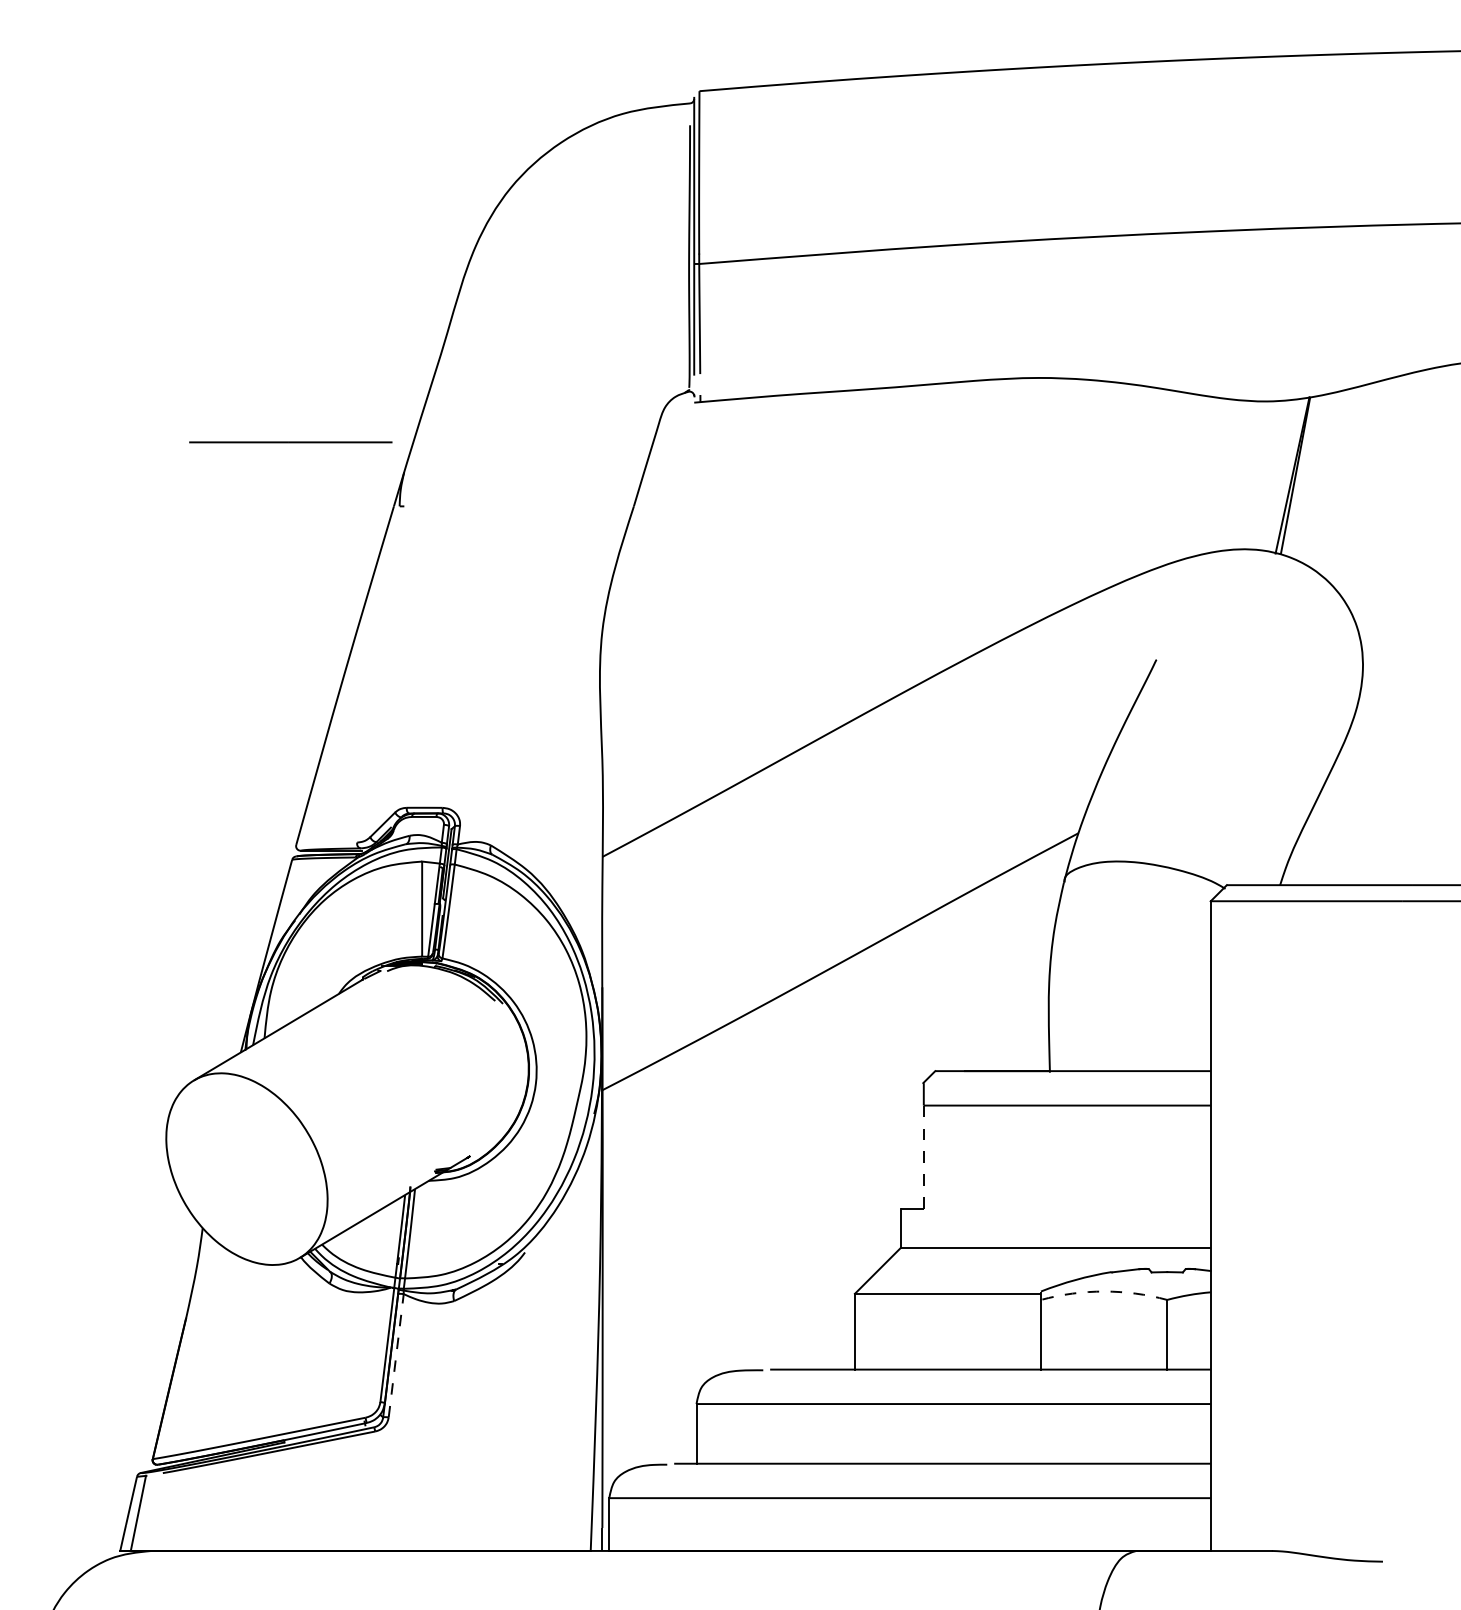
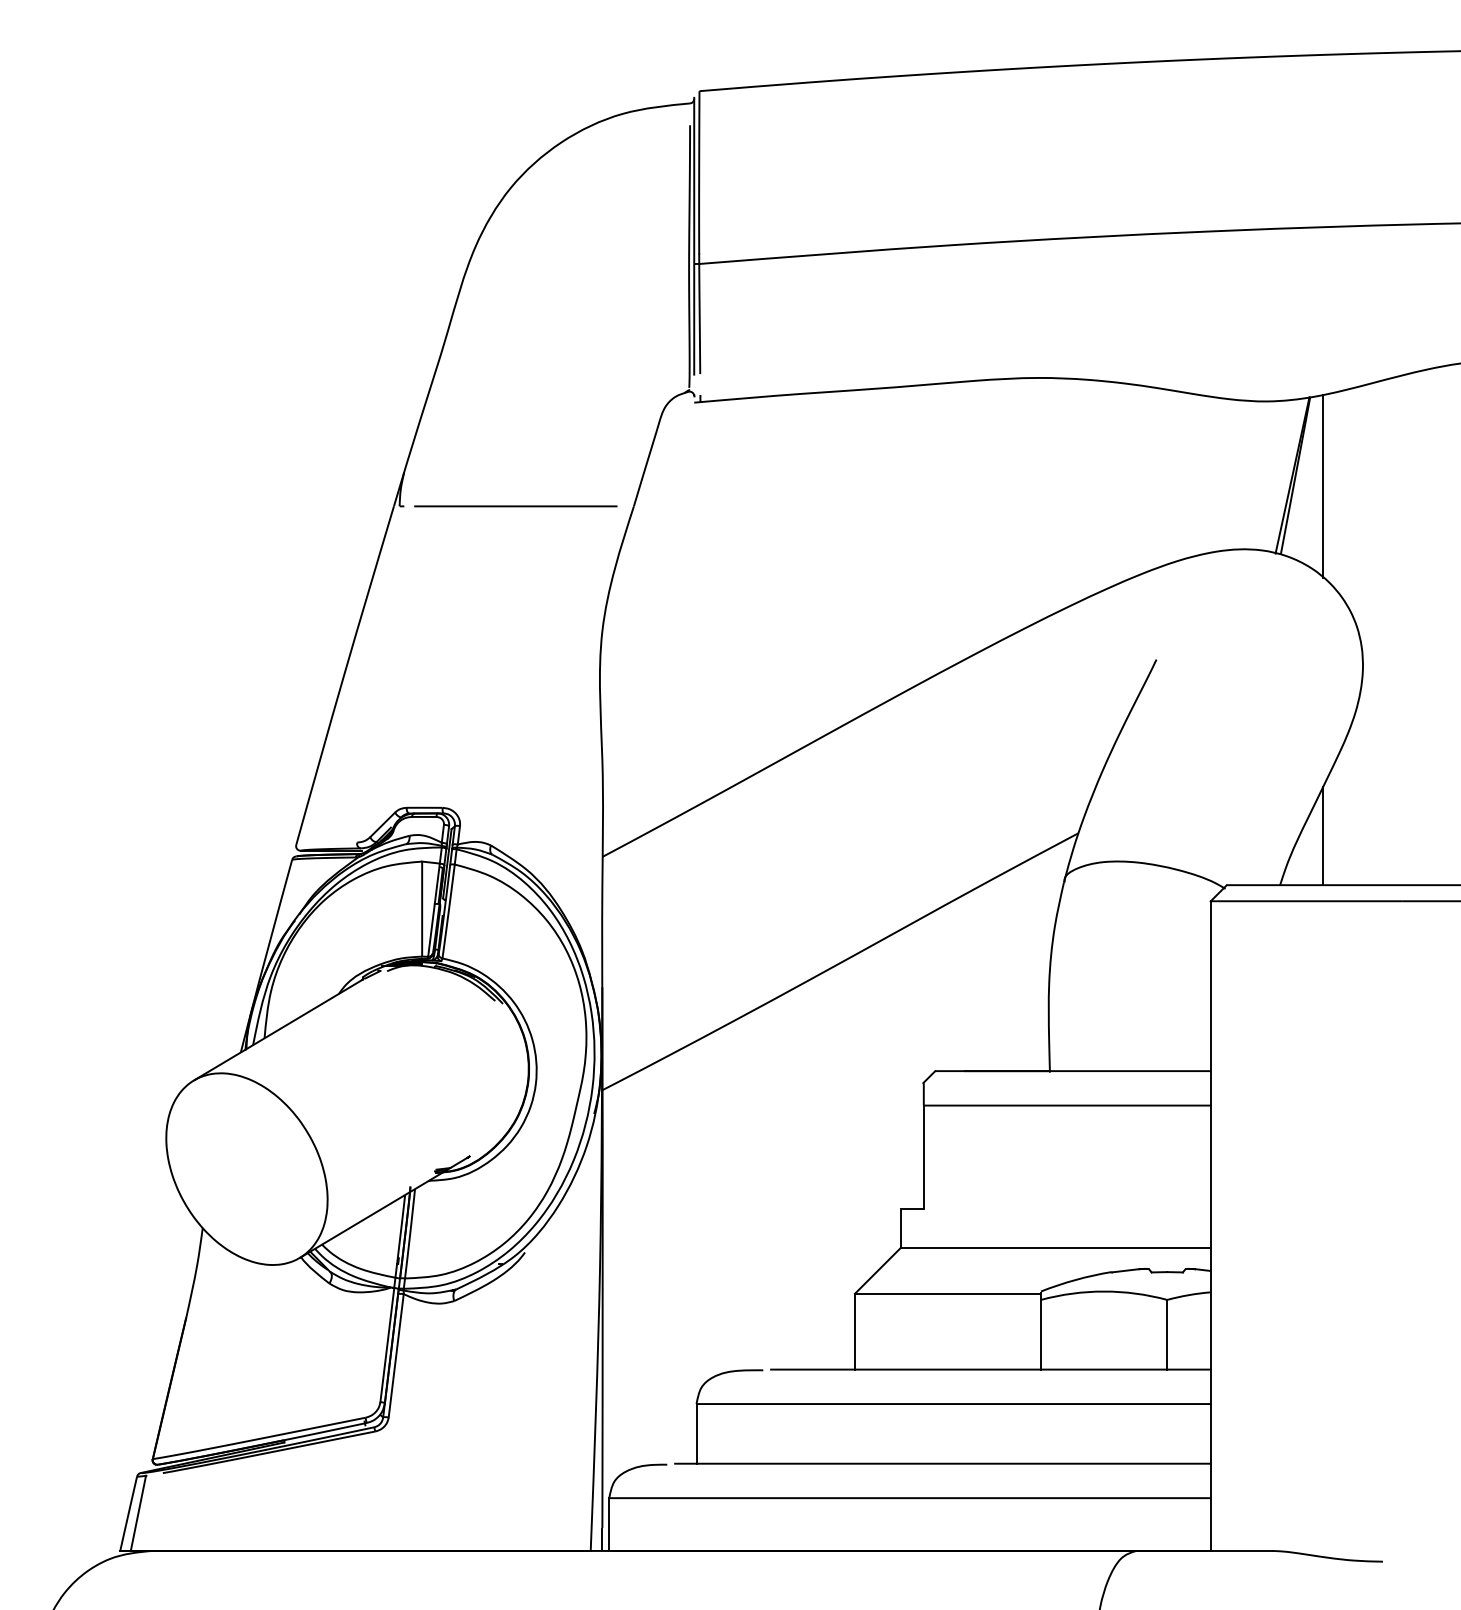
line position: (290, 442) -> (515, 506) (515, 506)
line: none -> present (1322, 485)
line: none -> present (1322, 836)
line: dashed -> solid (923, 1157)
arc: dashed -> solid (1104, 1291)
line: dashed -> solid (396, 1355)
